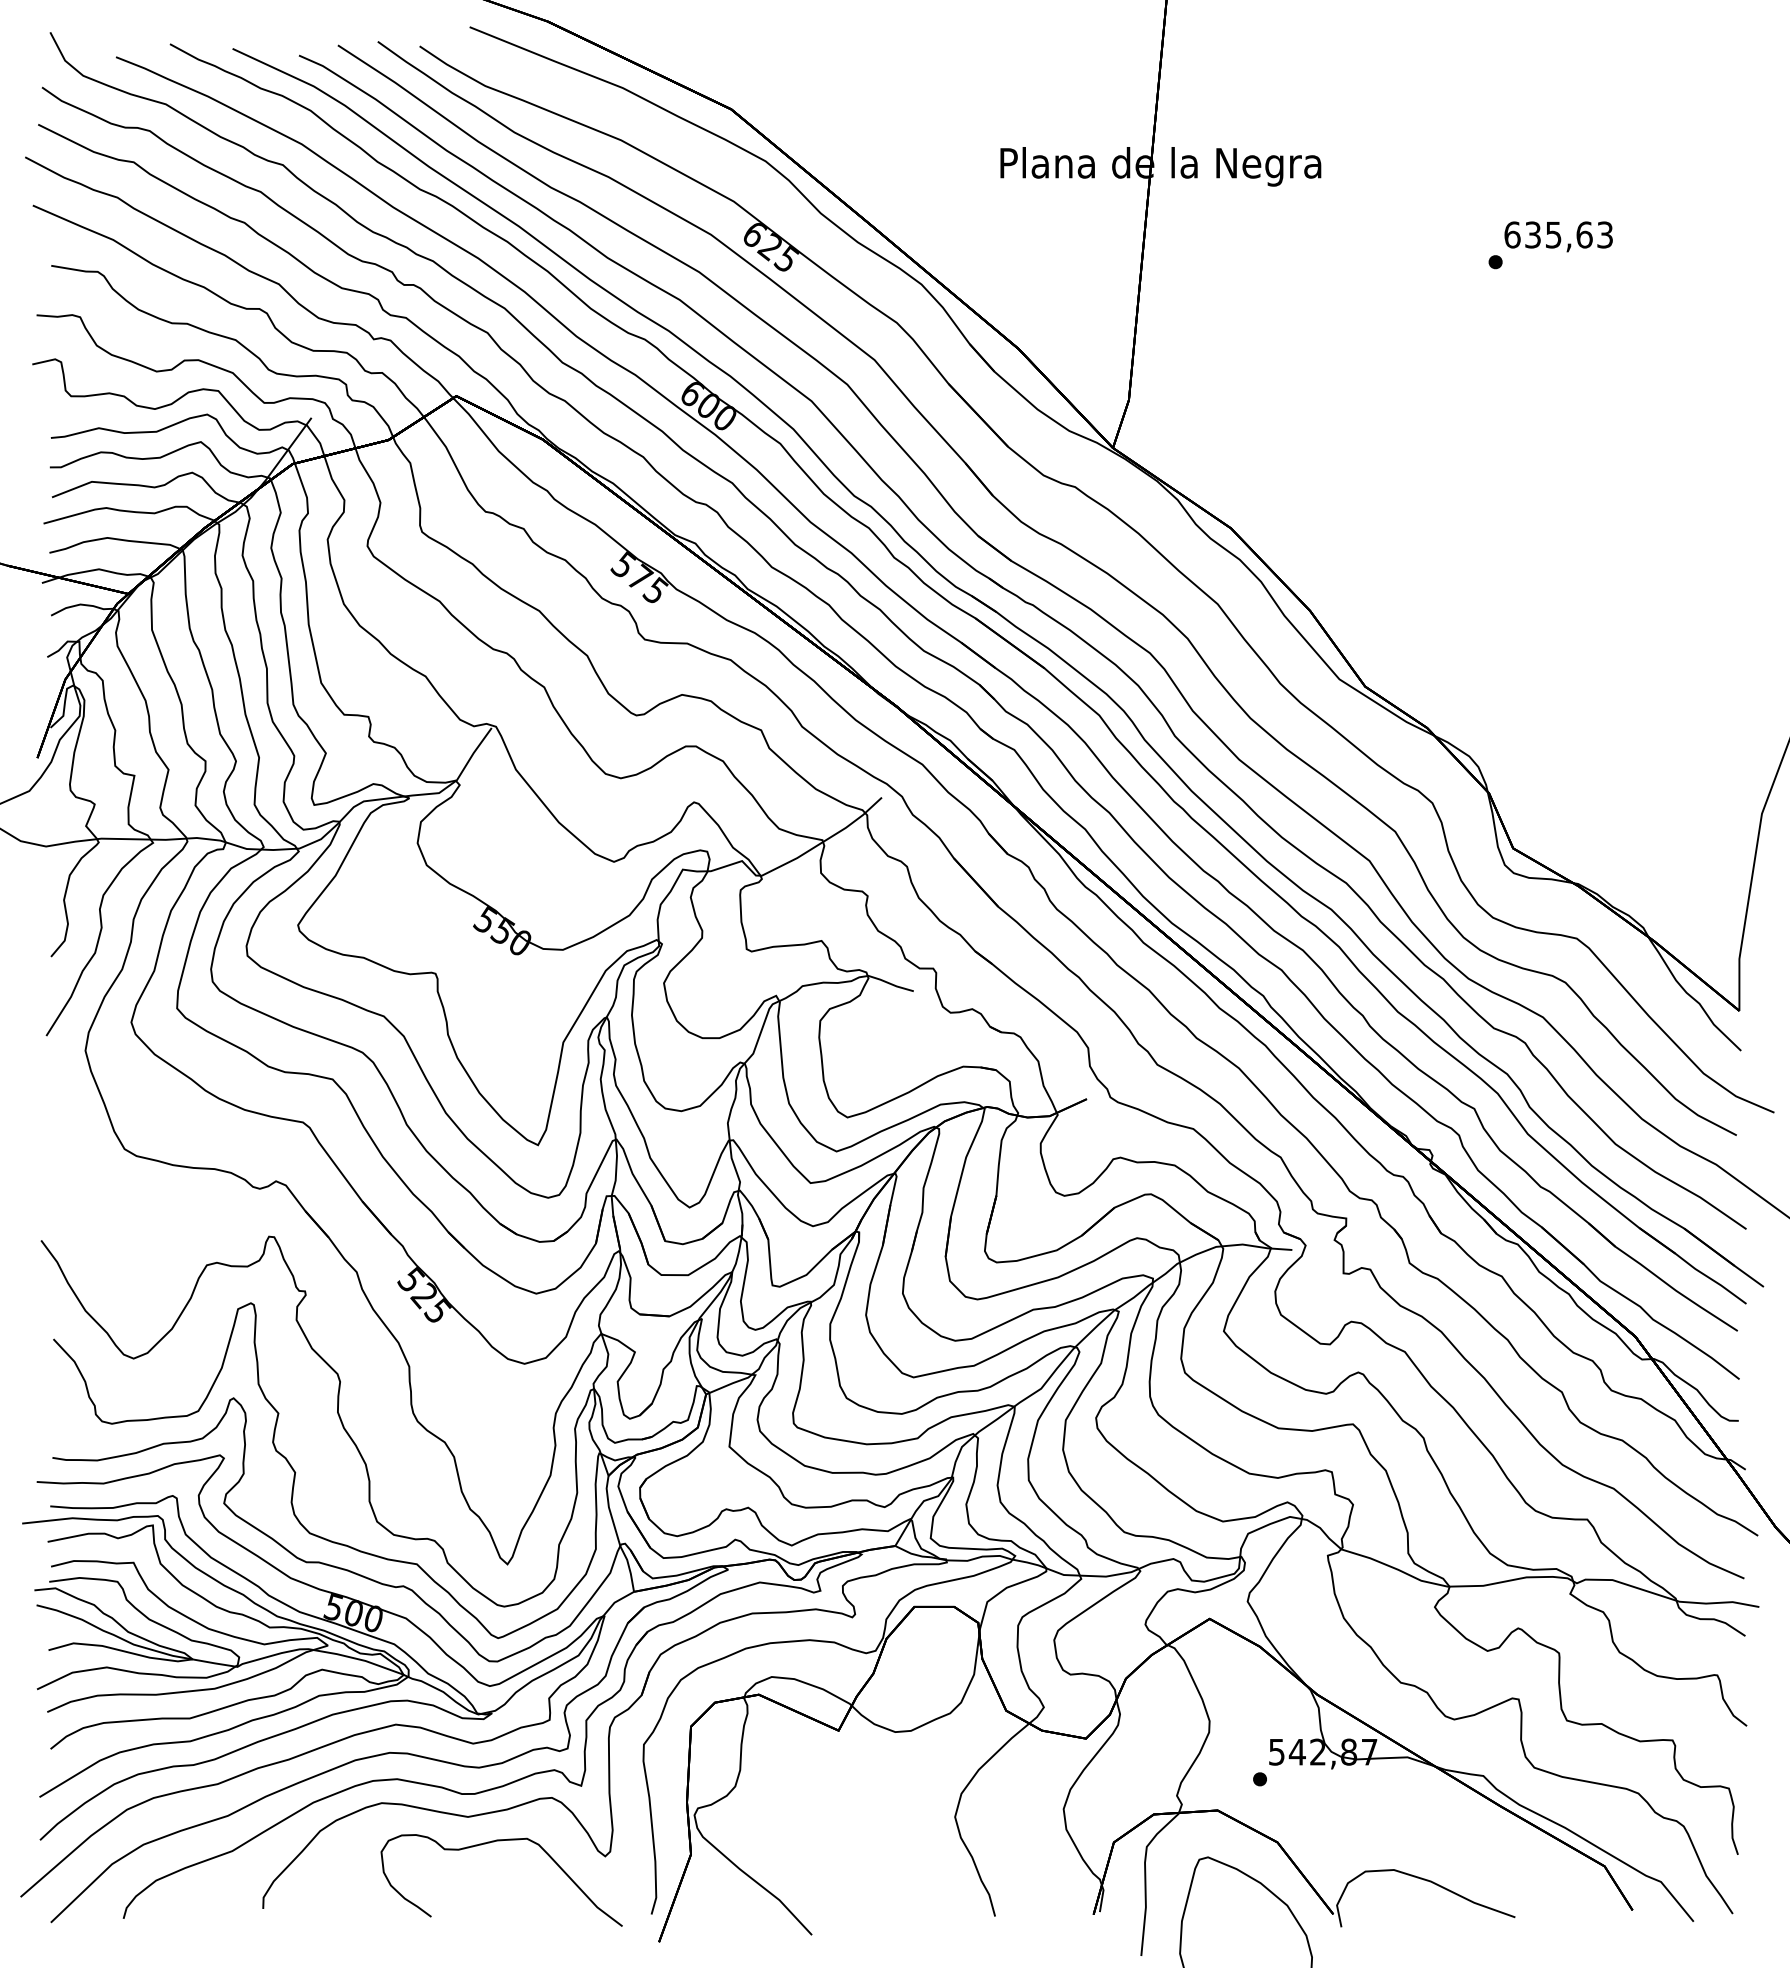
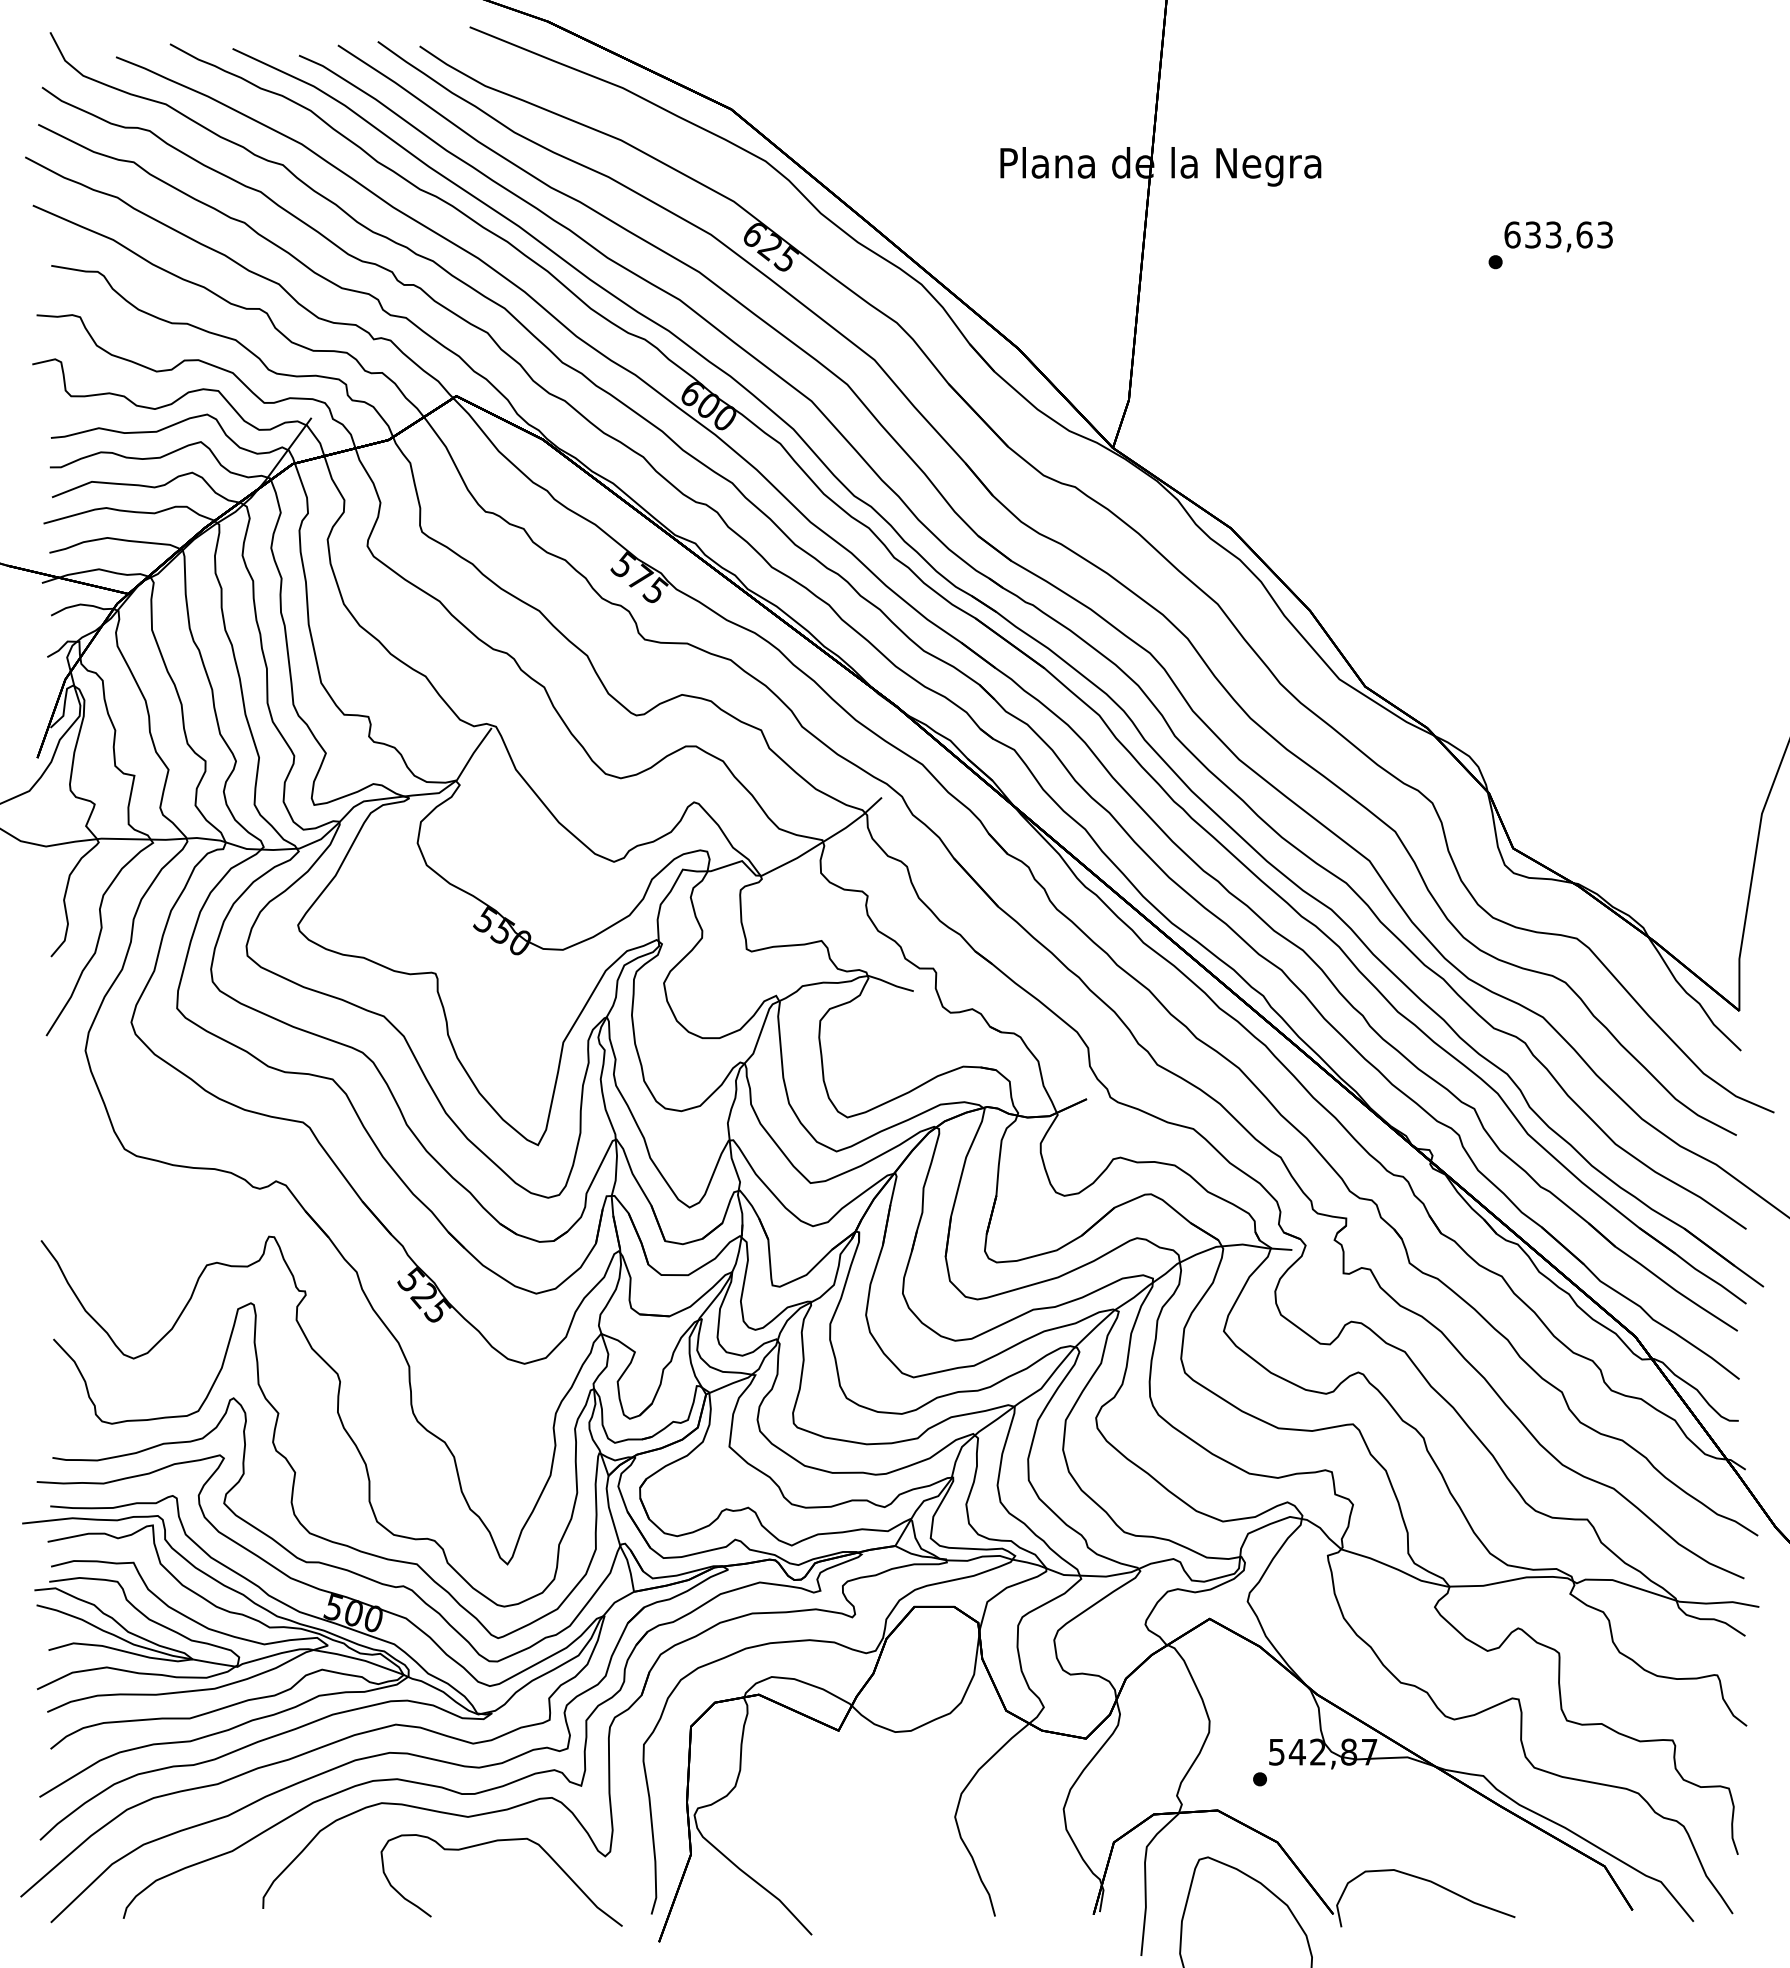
text: 635,63 -> 633,63 (1553, 234)
